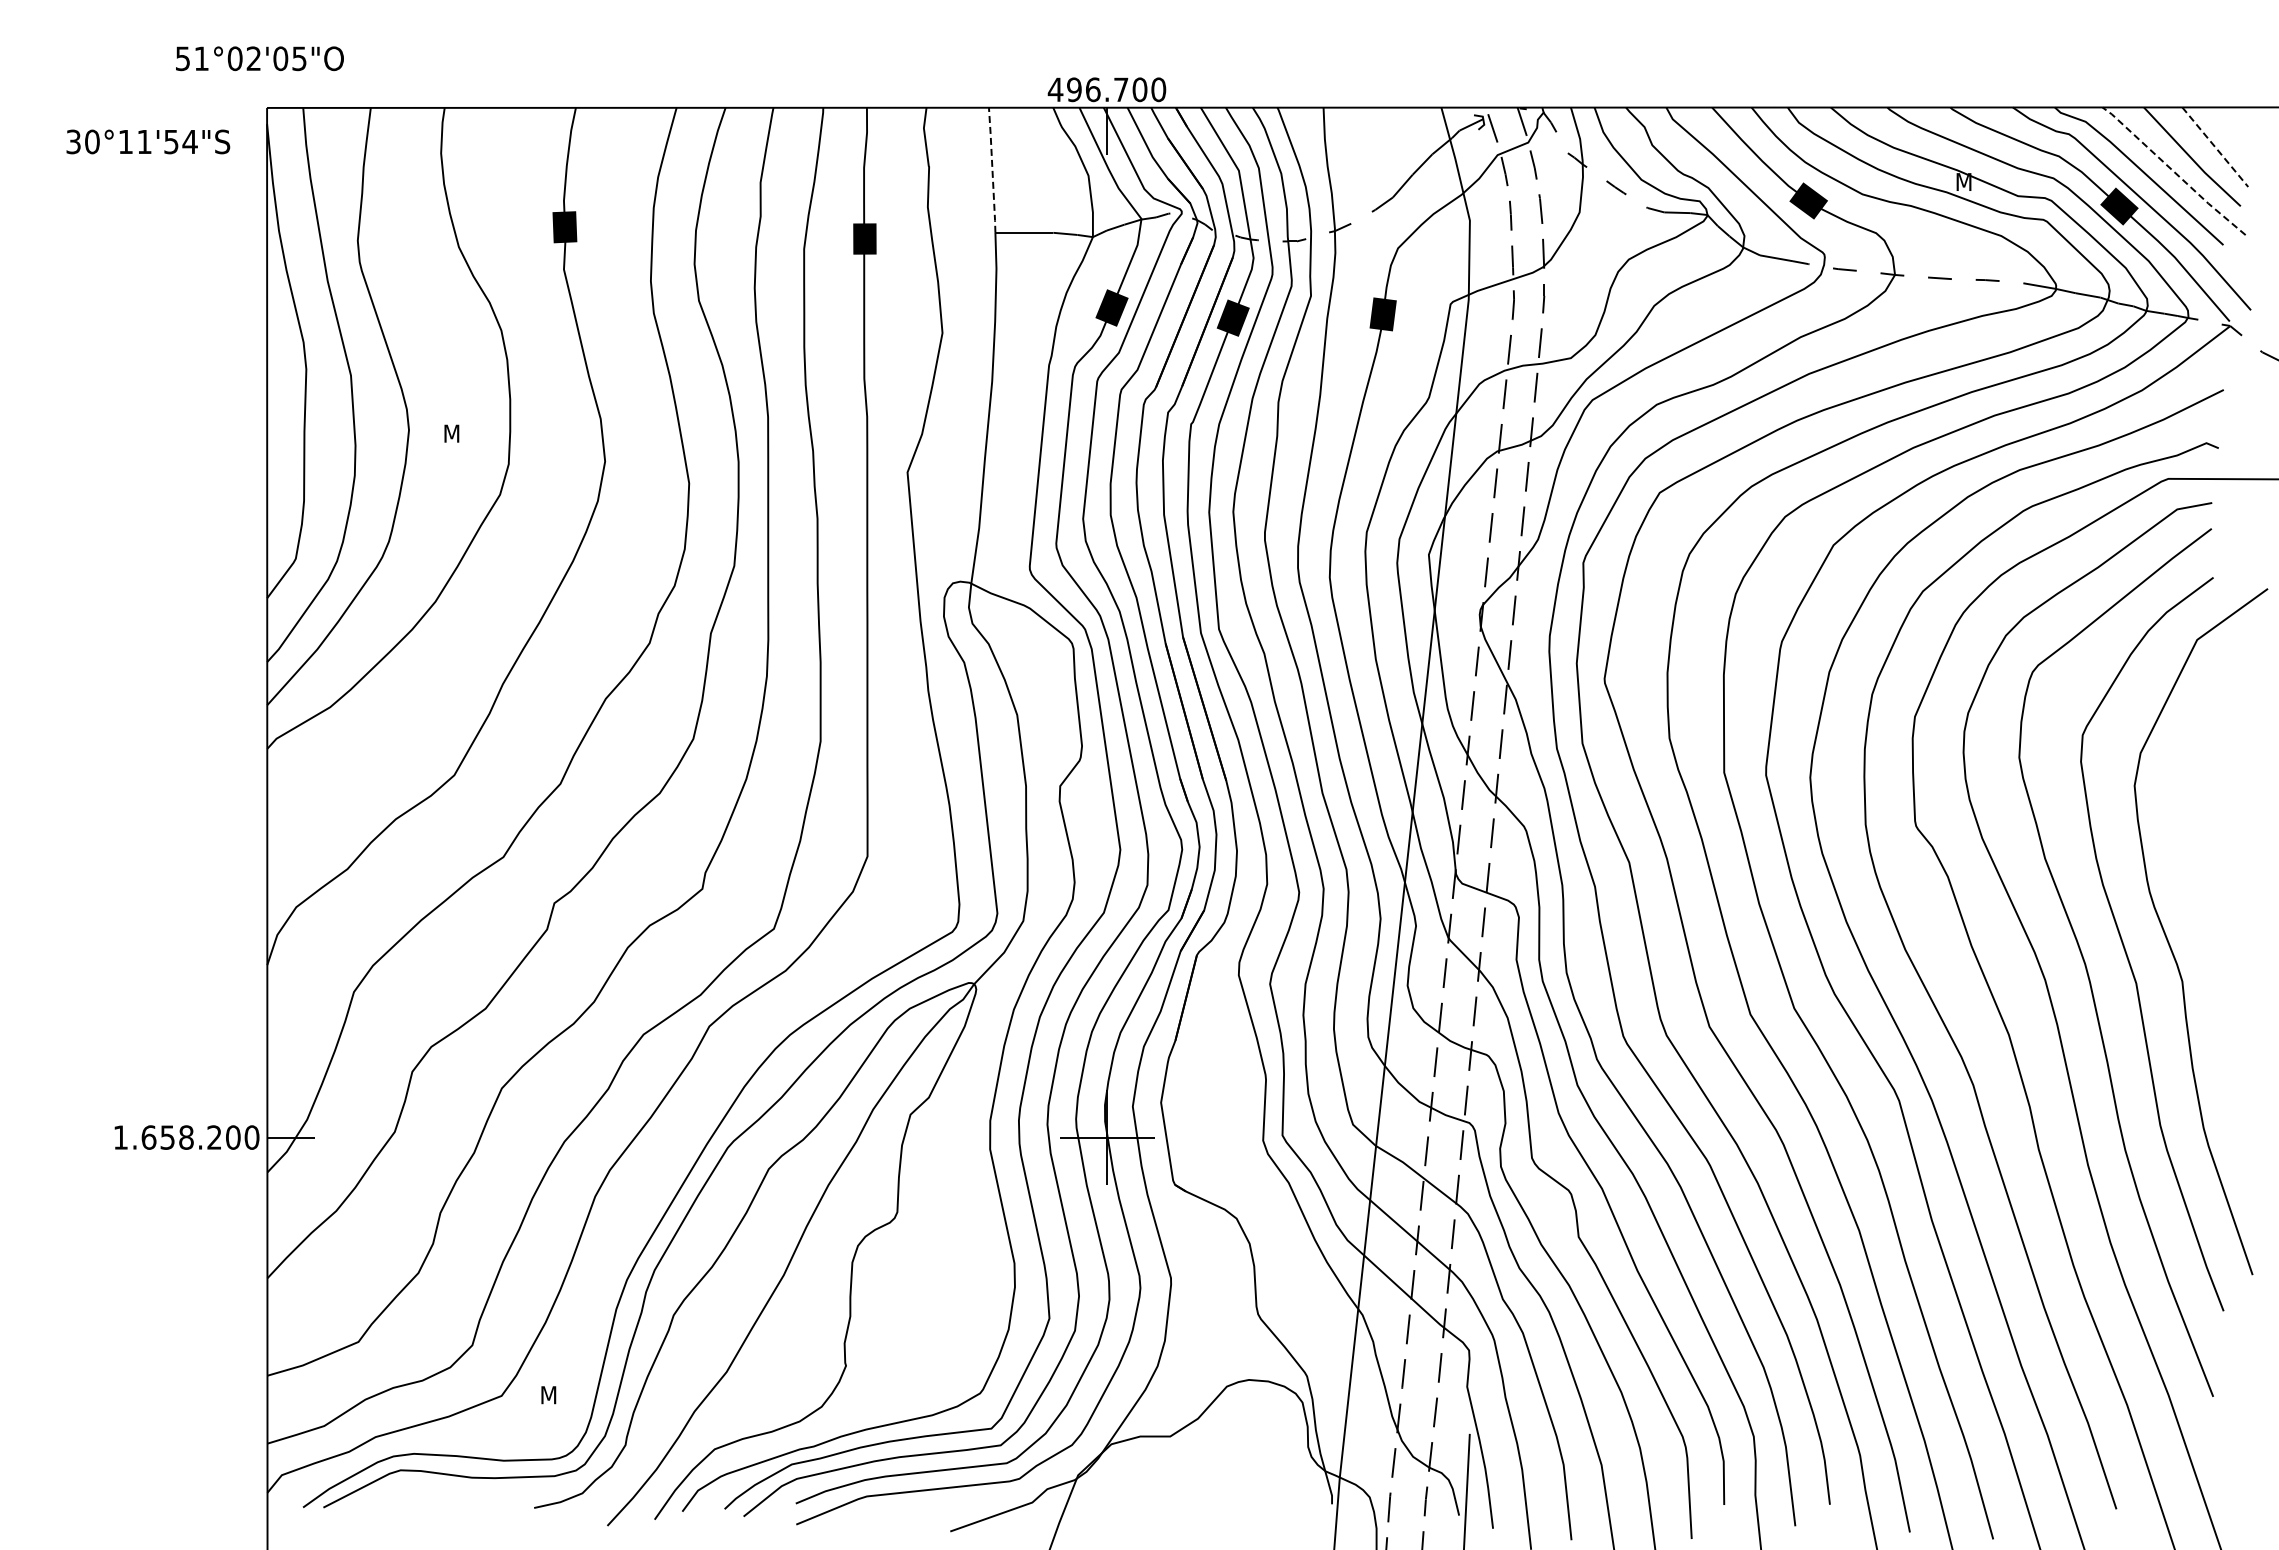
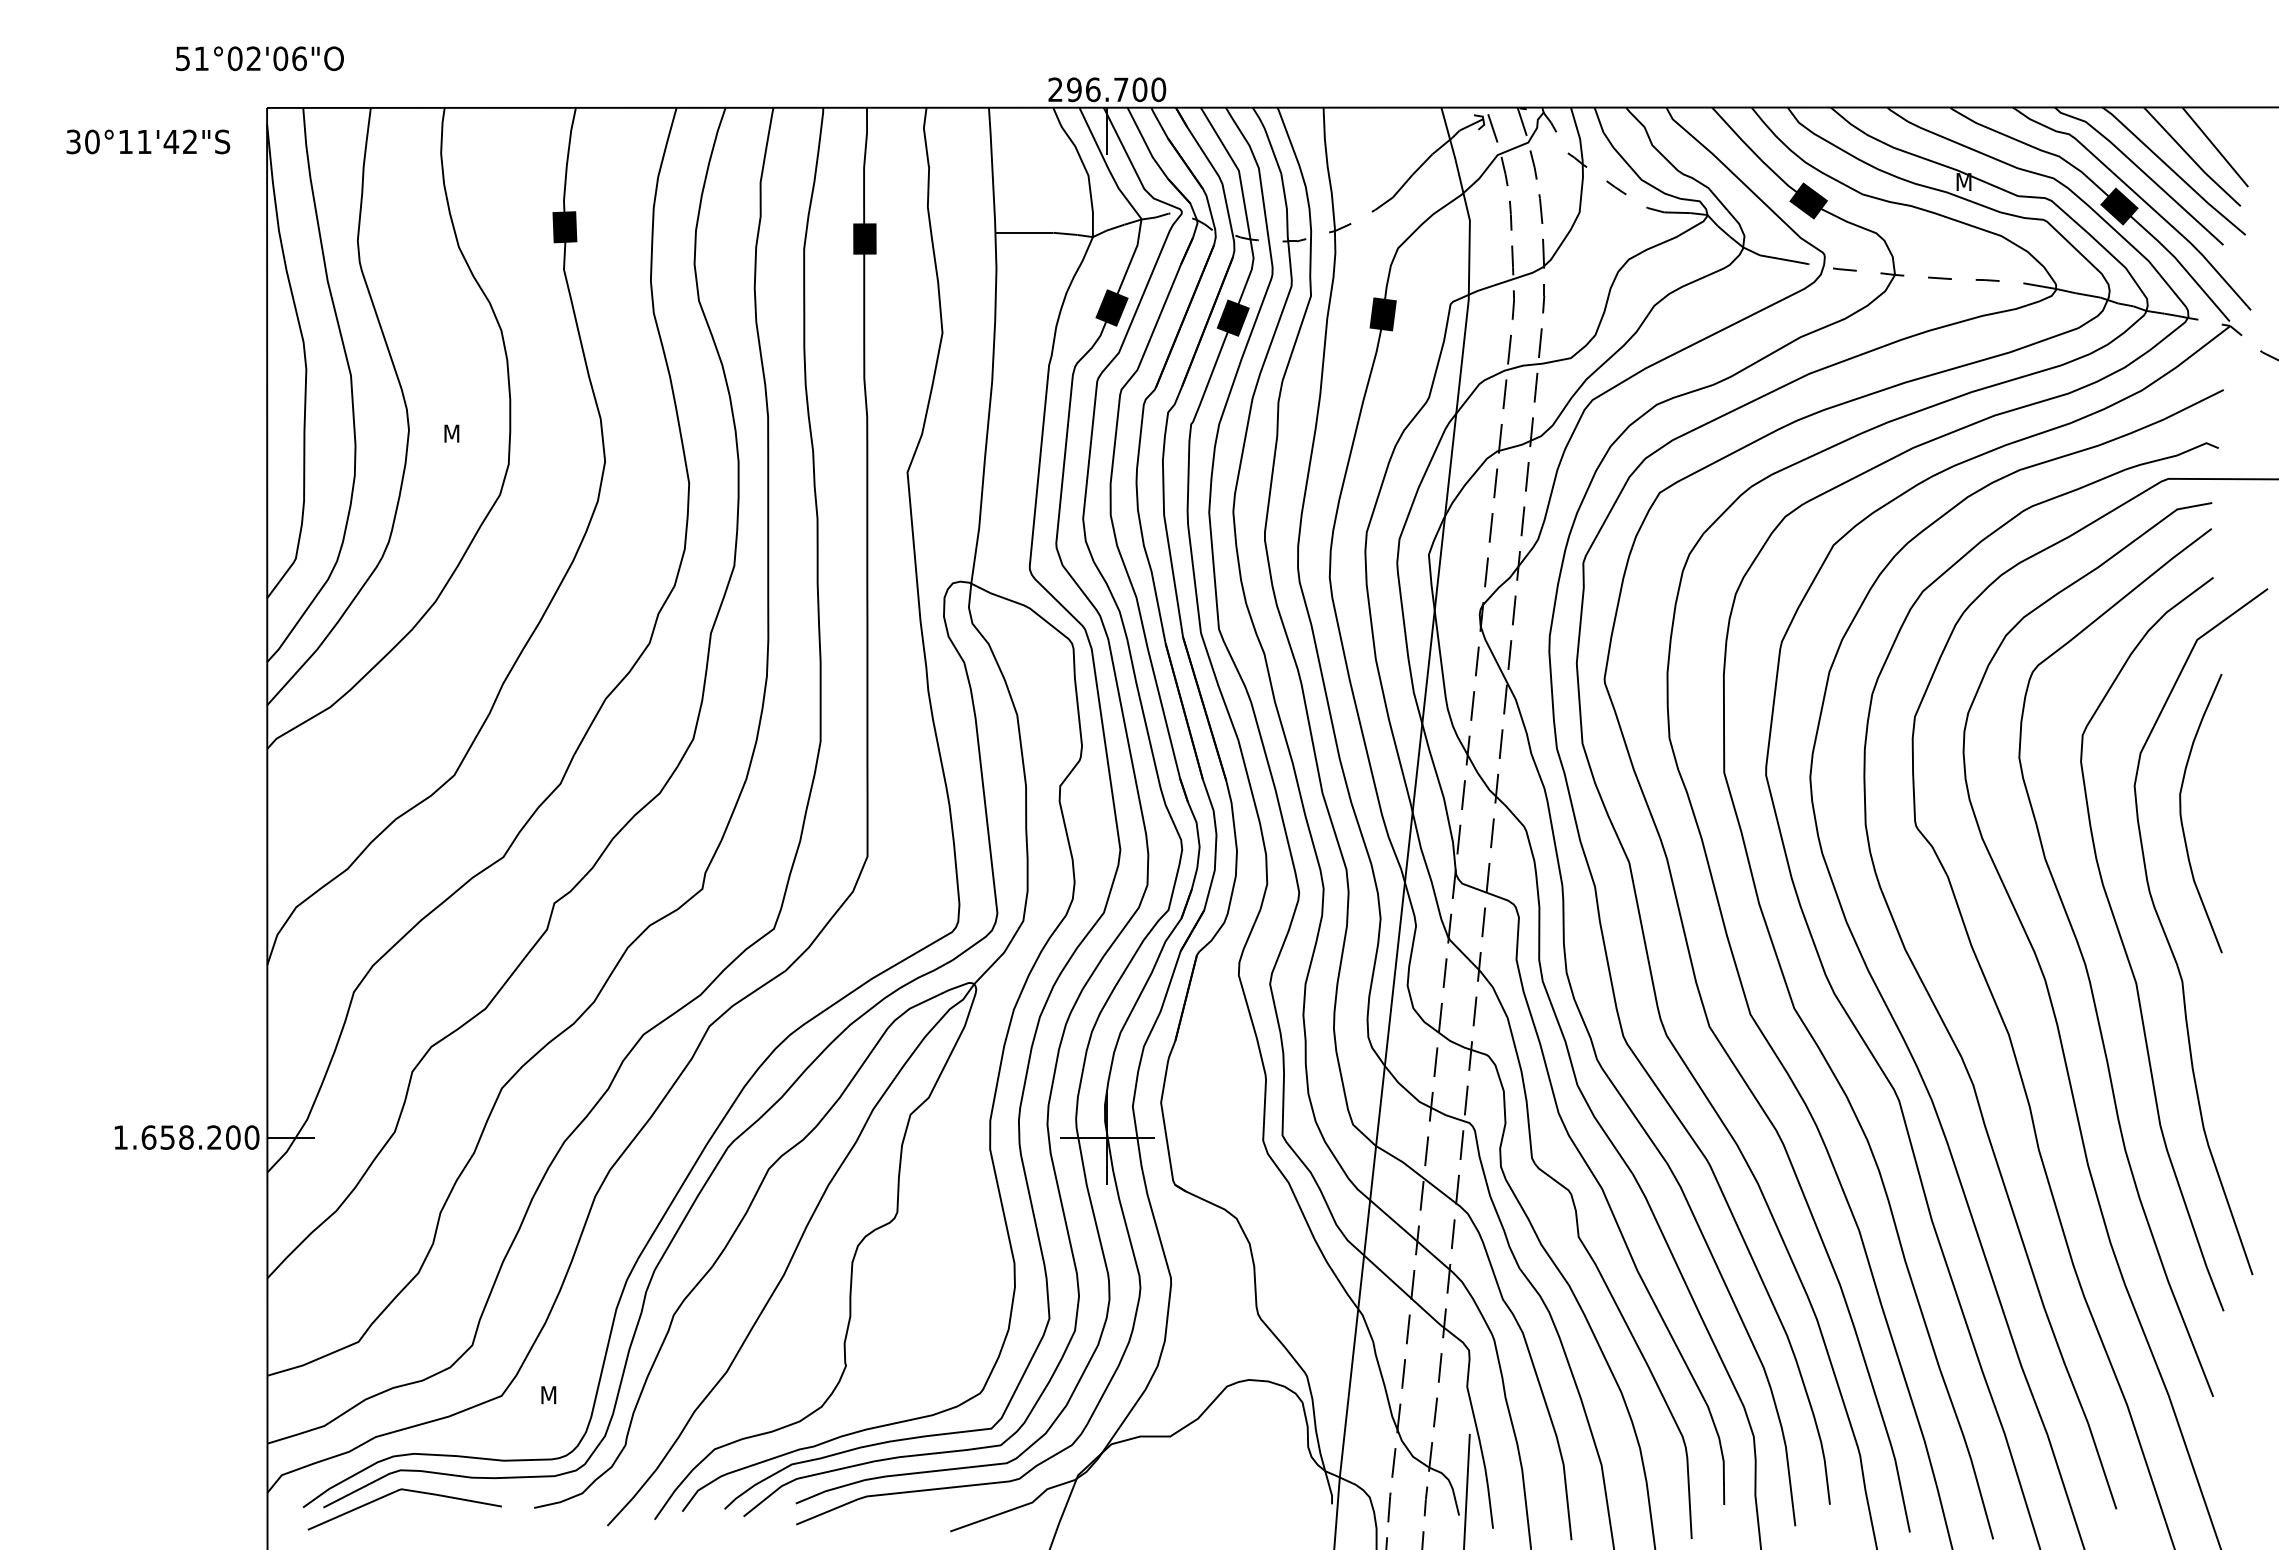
text: 51°02'05"O -> 51°02'06"O (299, 58)
text: 496.700 -> 296.700 (1055, 89)
text: 30°11'54"S -> 30°11'42"S (180, 141)
line: dashed -> solid (2215, 147)
line: dashed -> solid (992, 169)
line: dashed -> solid (2173, 171)
curve: none -> present (2182, 819)
line: none -> present (407, 1491)
